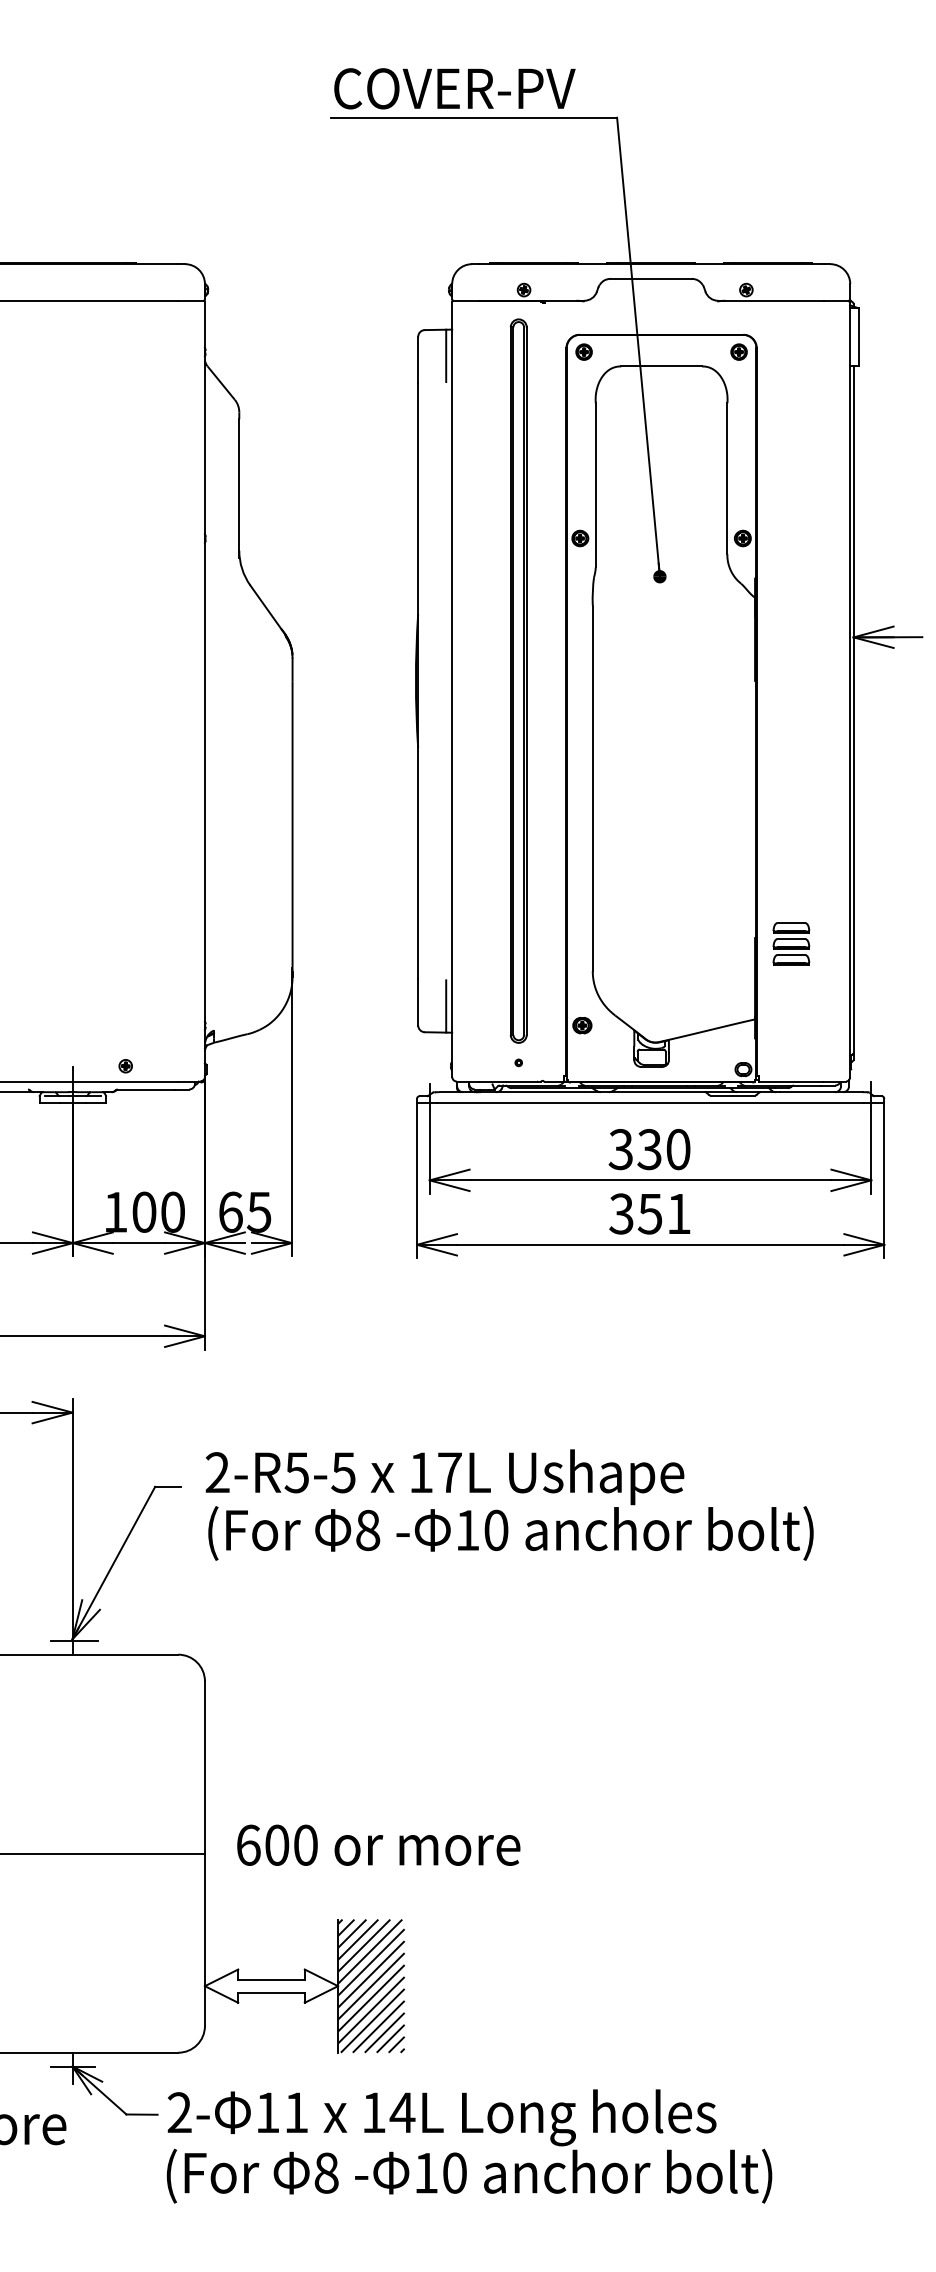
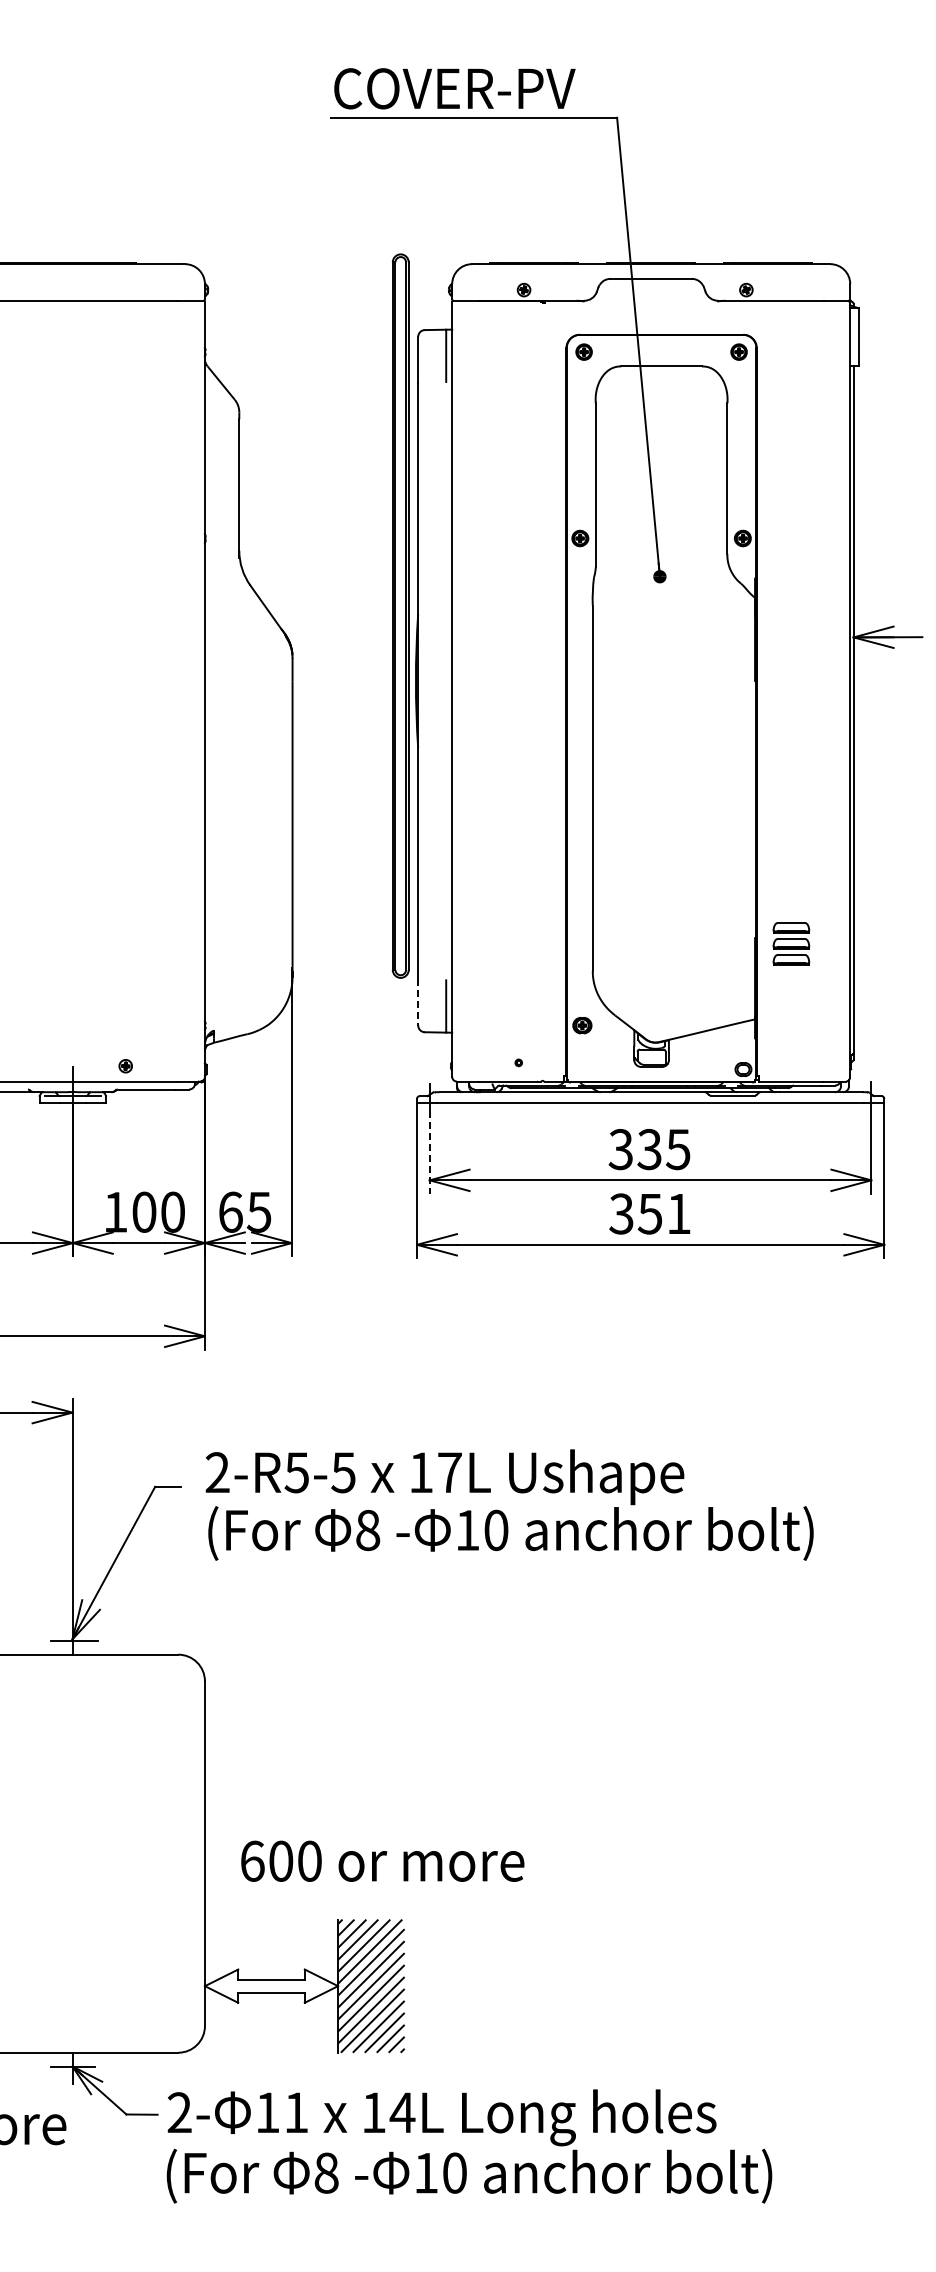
part position: (518, 680) -> (400, 615) (400, 615)
line: solid -> dashed (418, 1002)
text: 330 -> 335 (678, 1149)
line: solid -> dashed (429, 1152)
text position: (378, 1844) -> (382, 1860) (382, 1860)
line: present -> none (103, 1853)
